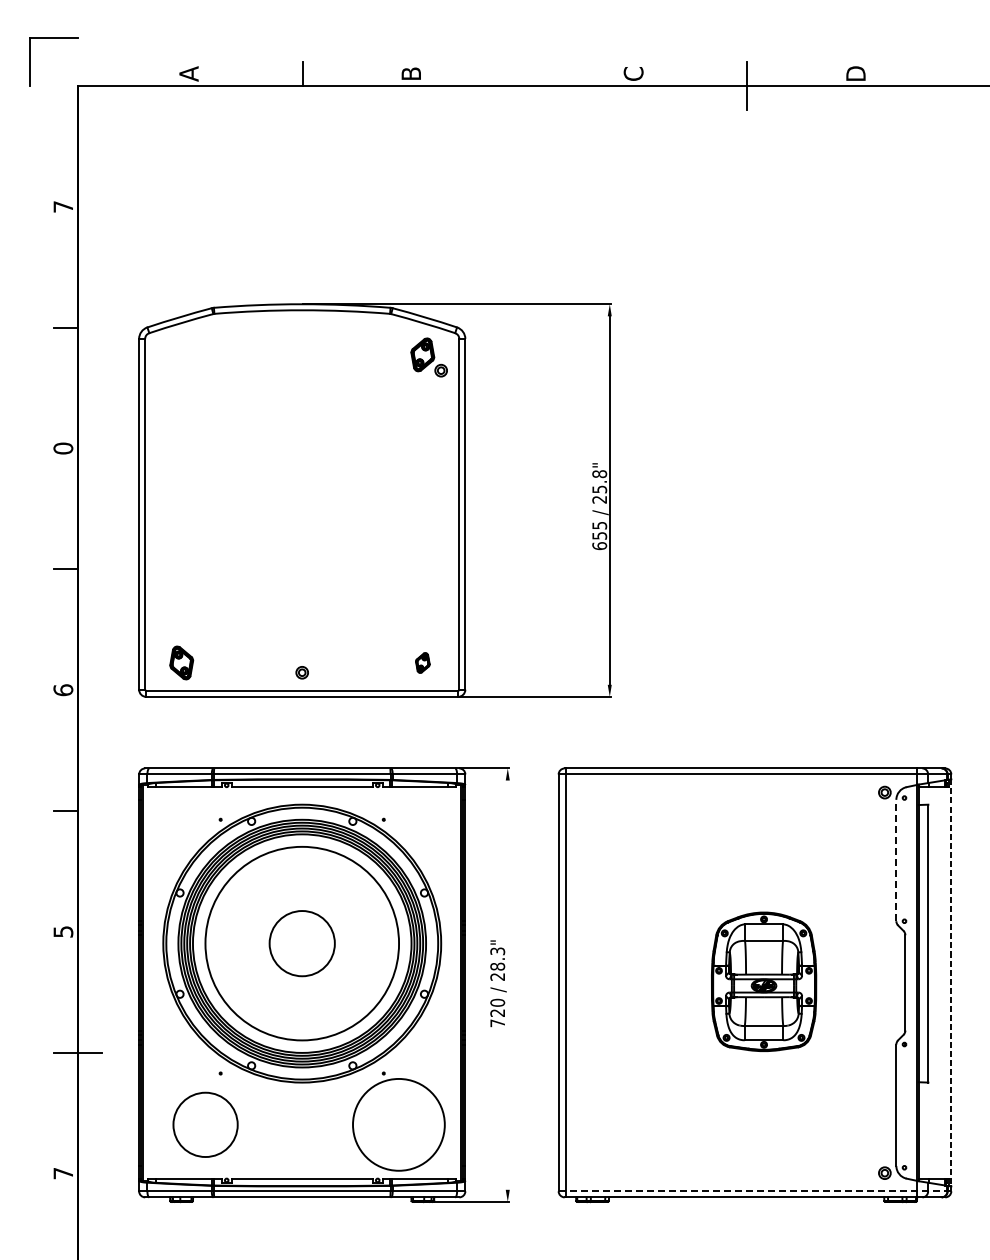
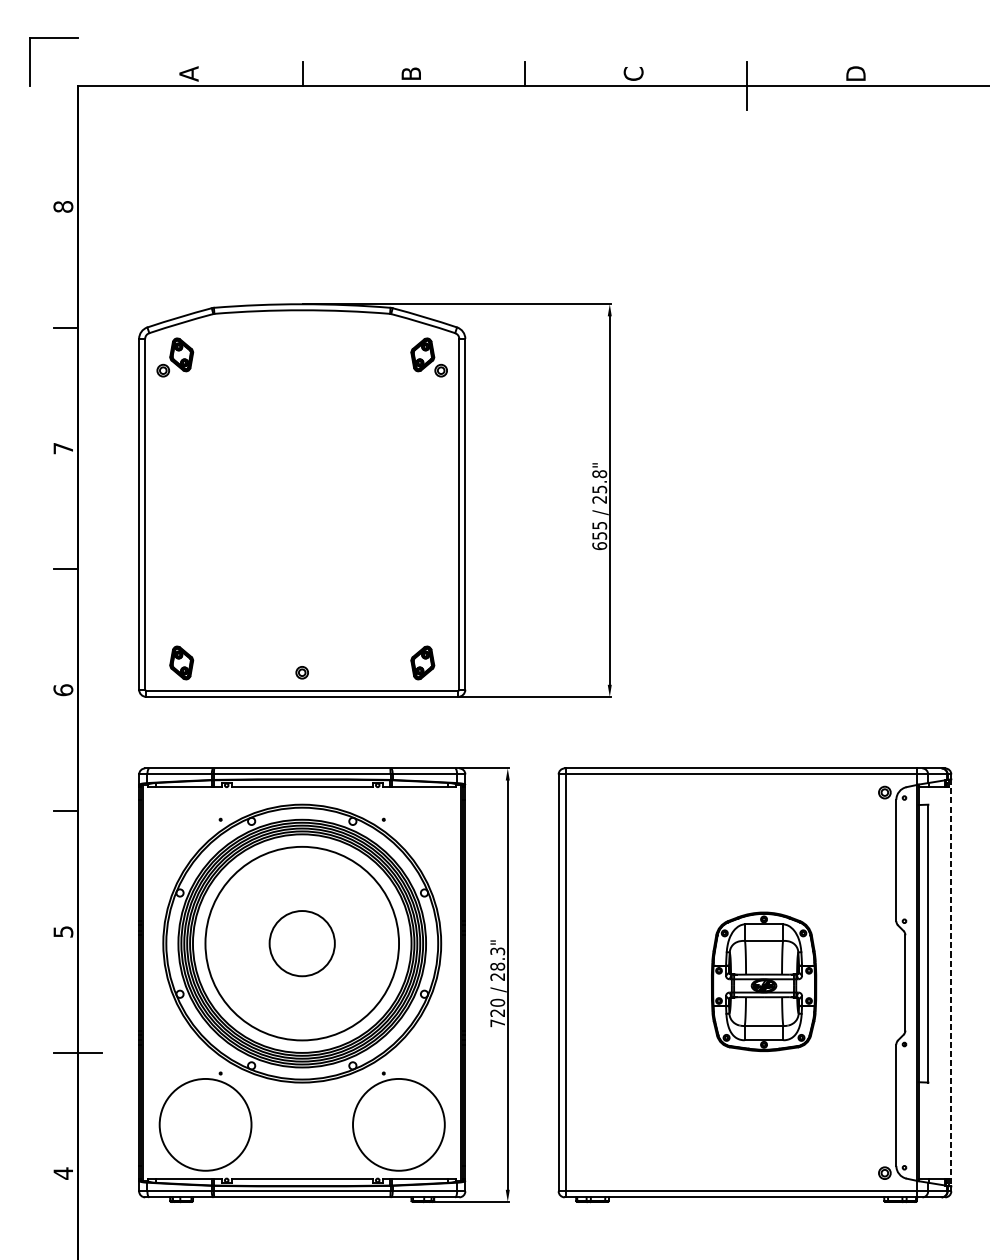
line: none -> present (524, 73)
text: 7 -> 8 (63, 206)
part: none -> present (175, 357)
text: 0 -> 7 (63, 448)
part size: 16x22 px -> 26x36 px (422, 662)
line: dashed -> solid (896, 860)
line: none -> present (507, 984)
circle diameter: 64 px -> 92 px (205, 1124)
text: 7 -> 4 (62, 1173)
line: dashed -> solid (754, 1191)
